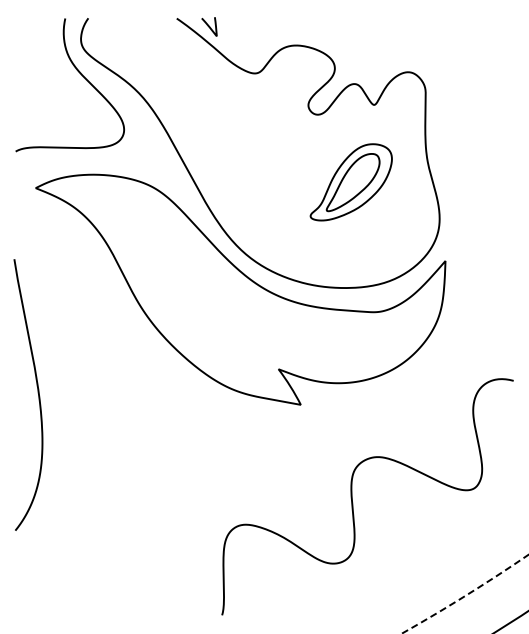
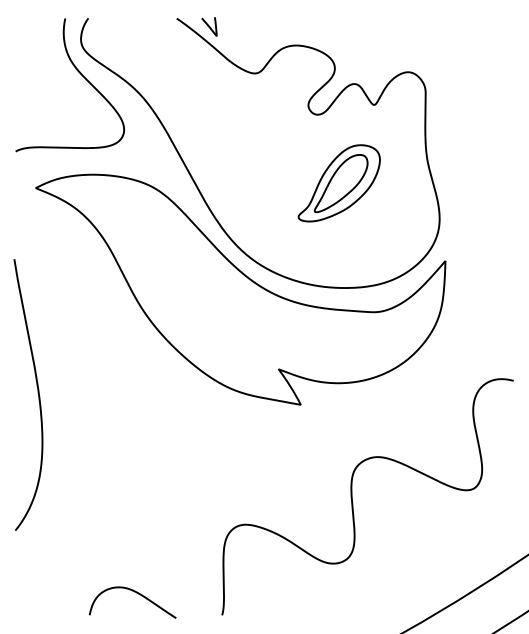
part position: (350, 182) -> (338, 183) (338, 183)
curve: none -> present (136, 593)
arc: dashed -> solid (466, 595)
